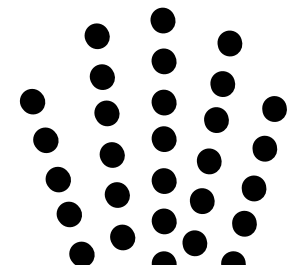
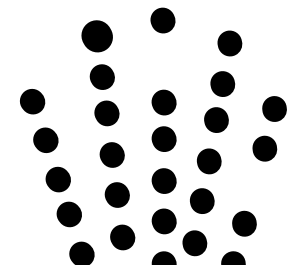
part size: 26x26 px -> 32x33 px (96, 36)
fill: present -> none (163, 61)
fill: present -> none (253, 188)
